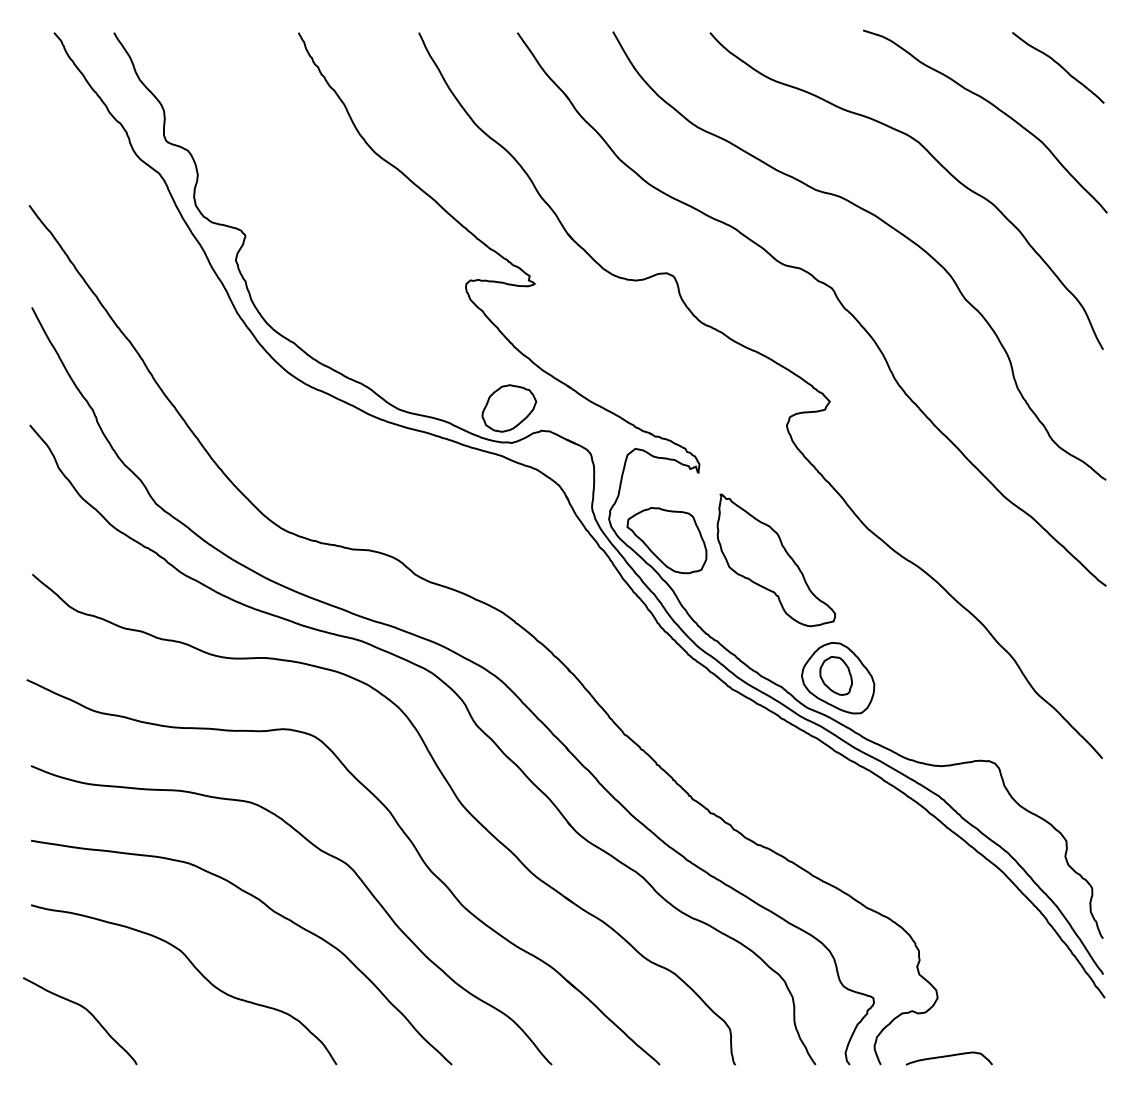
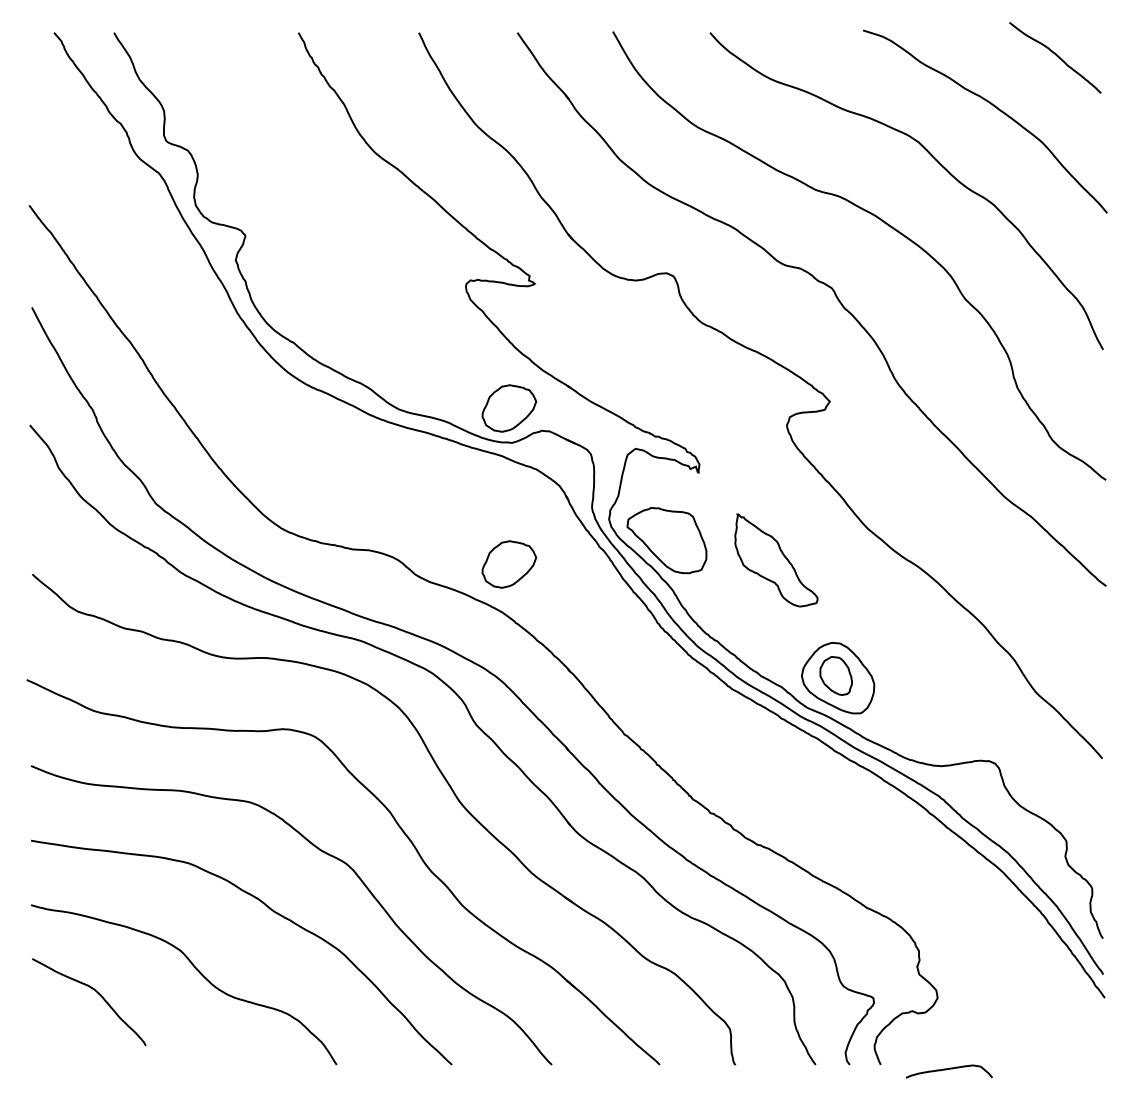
curve position: (1059, 66) -> (1056, 56) (1056, 56)
part size: 121x135 px -> 85x95 px (776, 560)
part: none -> present (509, 564)
curve position: (88, 1012) -> (97, 993) (97, 993)
curve position: (948, 1056) -> (948, 1069) (948, 1069)
